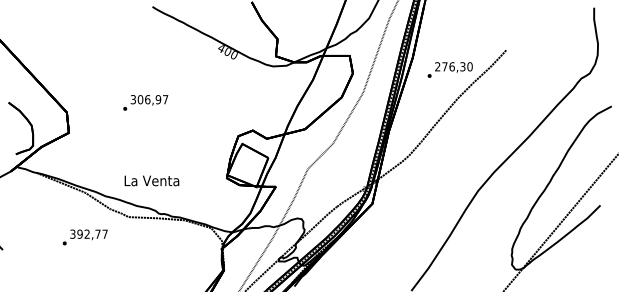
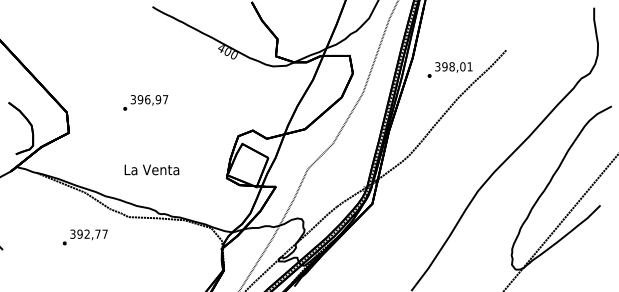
text: 276,30 -> 398,01 (453, 66)
text: 306,97 -> 396,97 (140, 99)
text position: (151, 180) -> (151, 169) (151, 169)
